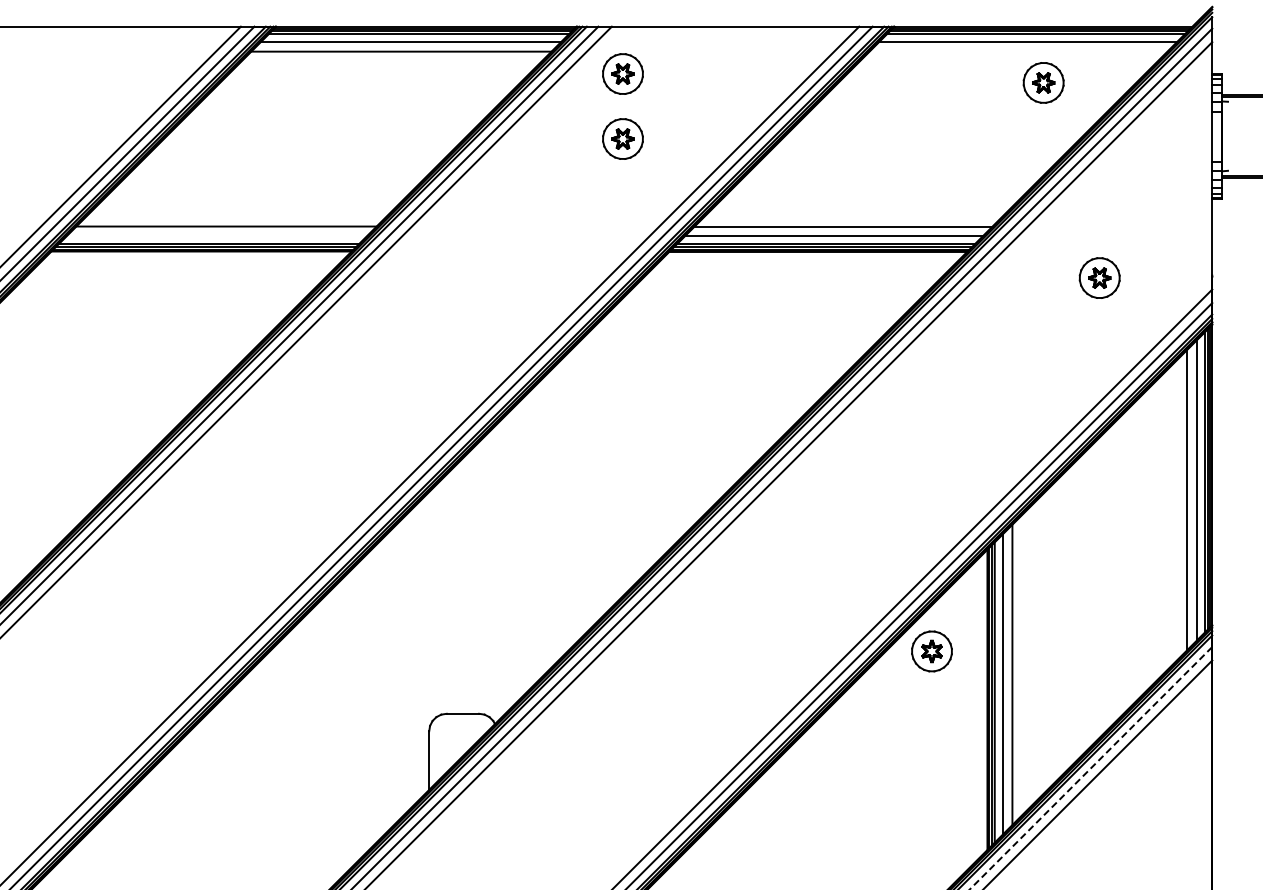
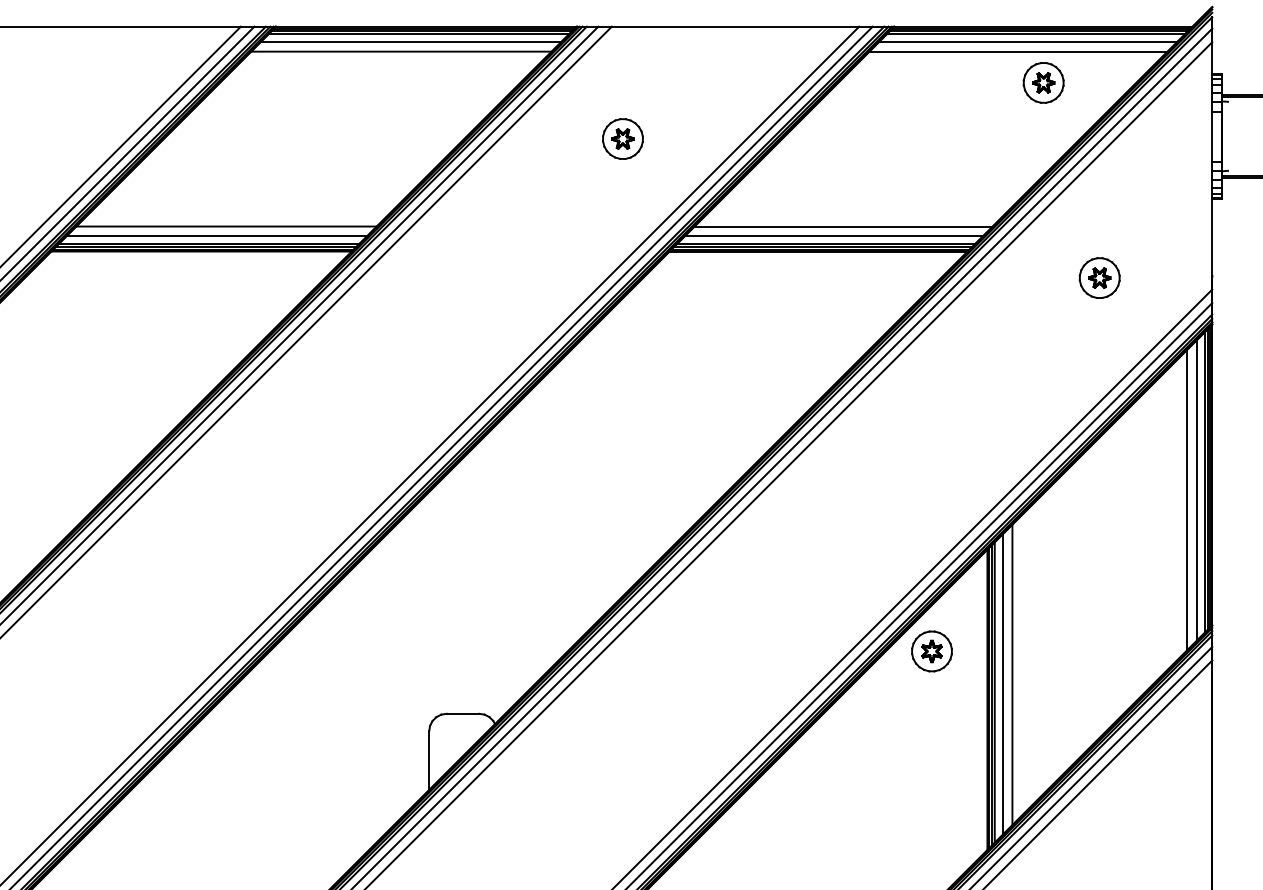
line: none -> present (1018, 51)
part: present -> none (622, 73)
line: none -> present (216, 236)
line: dashed -> solid (1090, 768)
